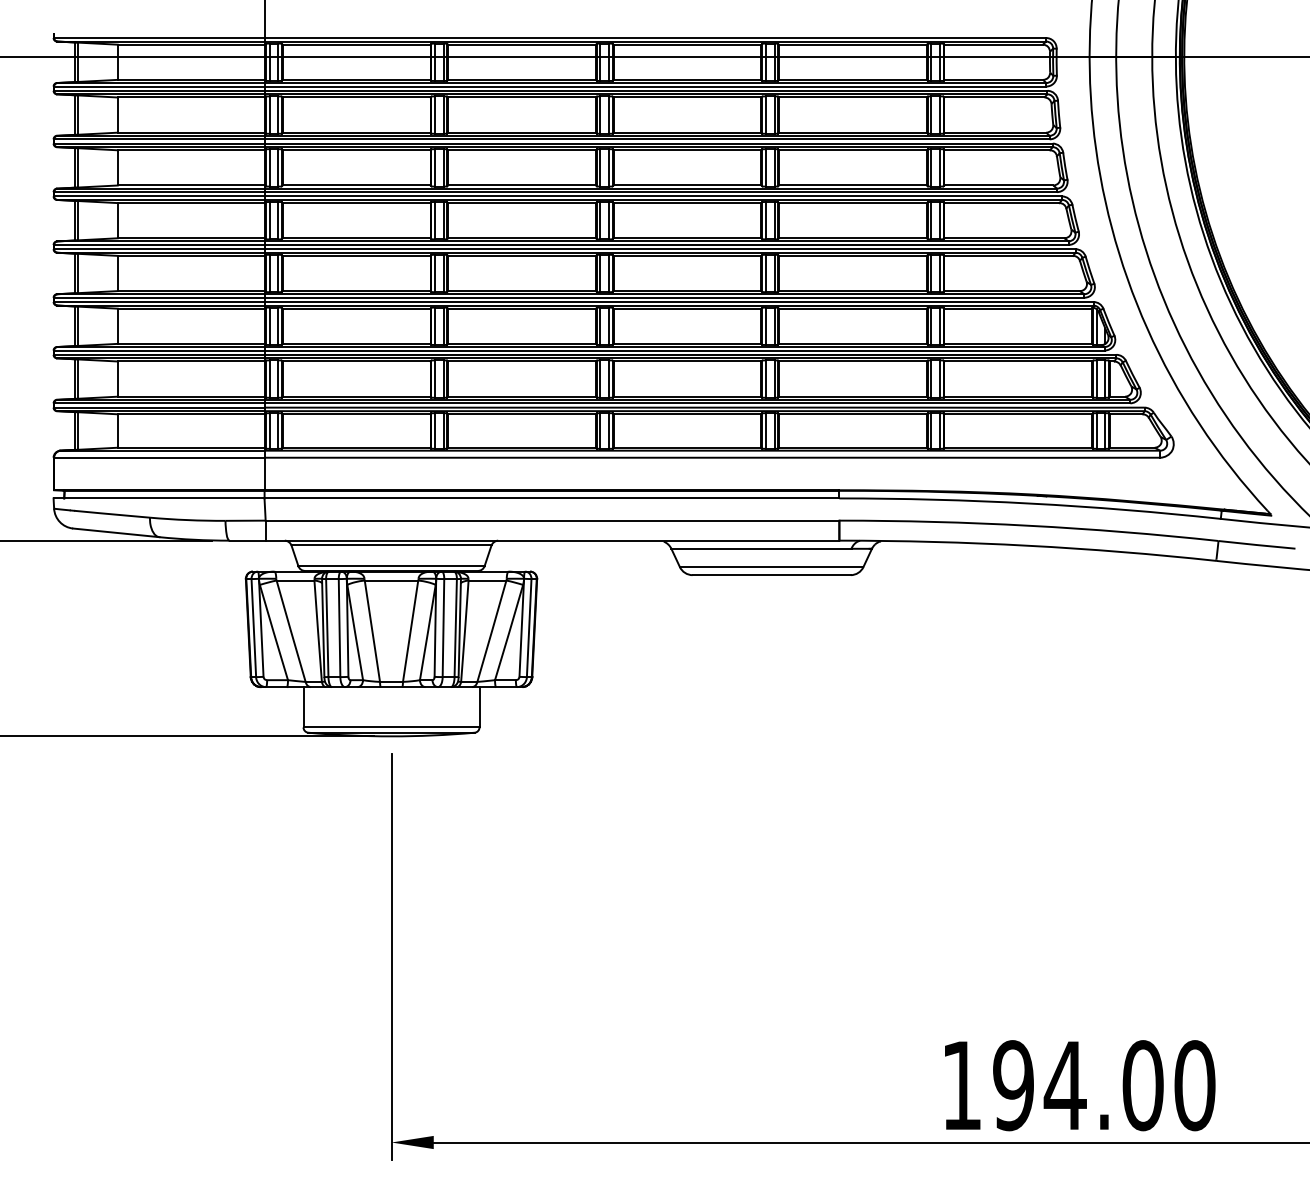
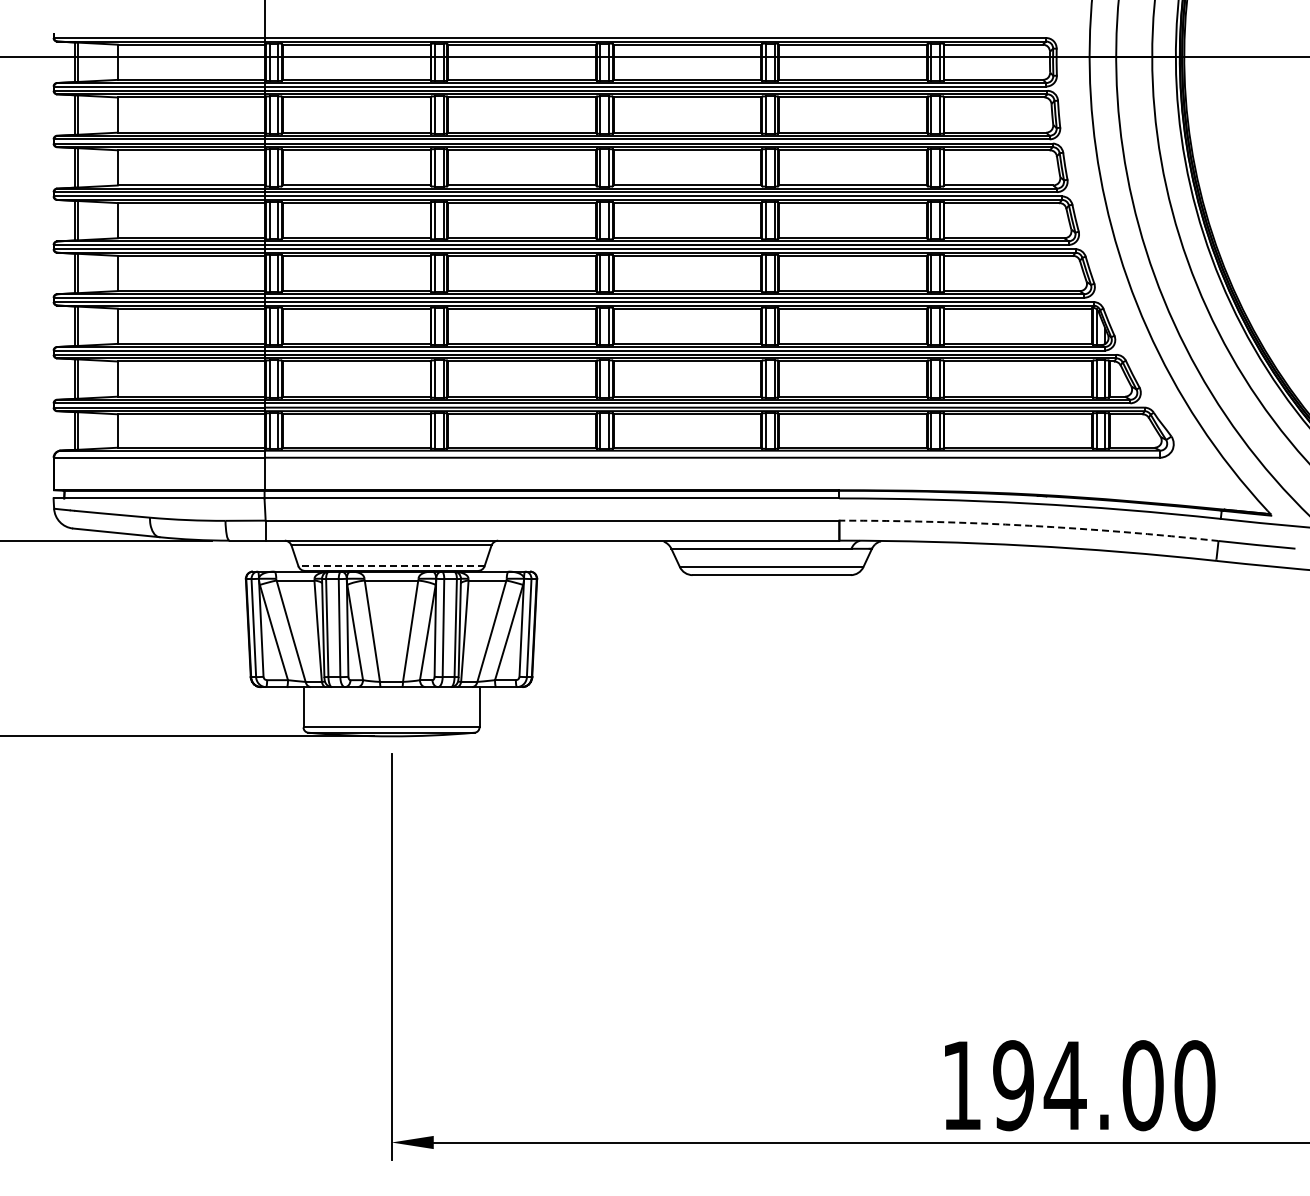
arc: solid -> dashed (1029, 525)
line: solid -> dashed (391, 566)
